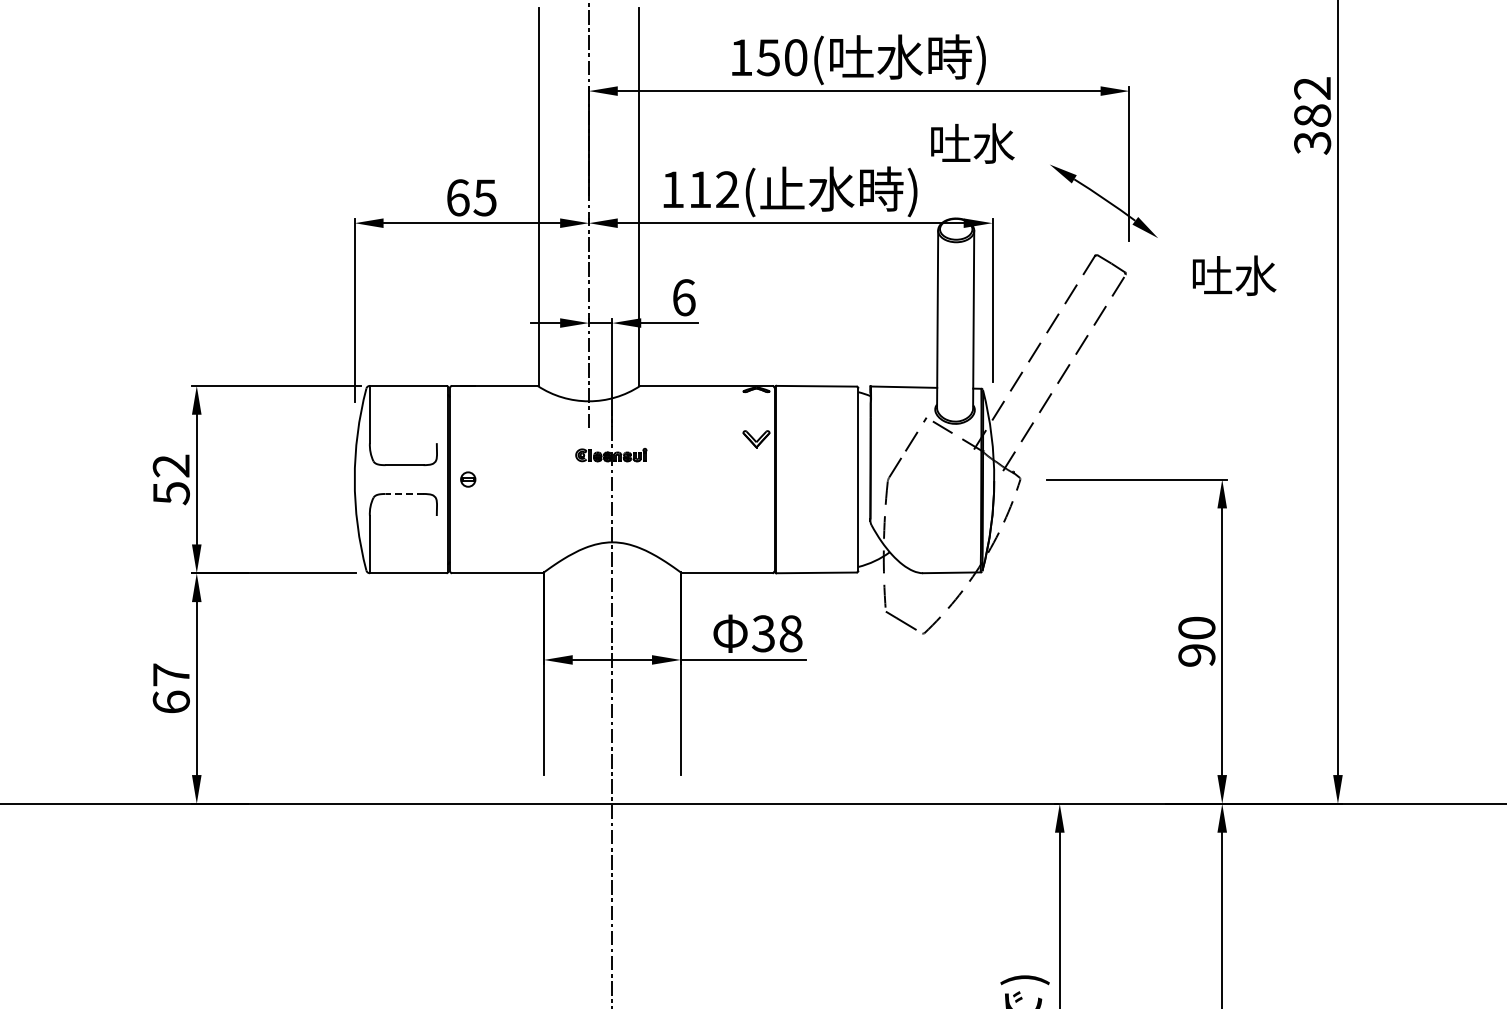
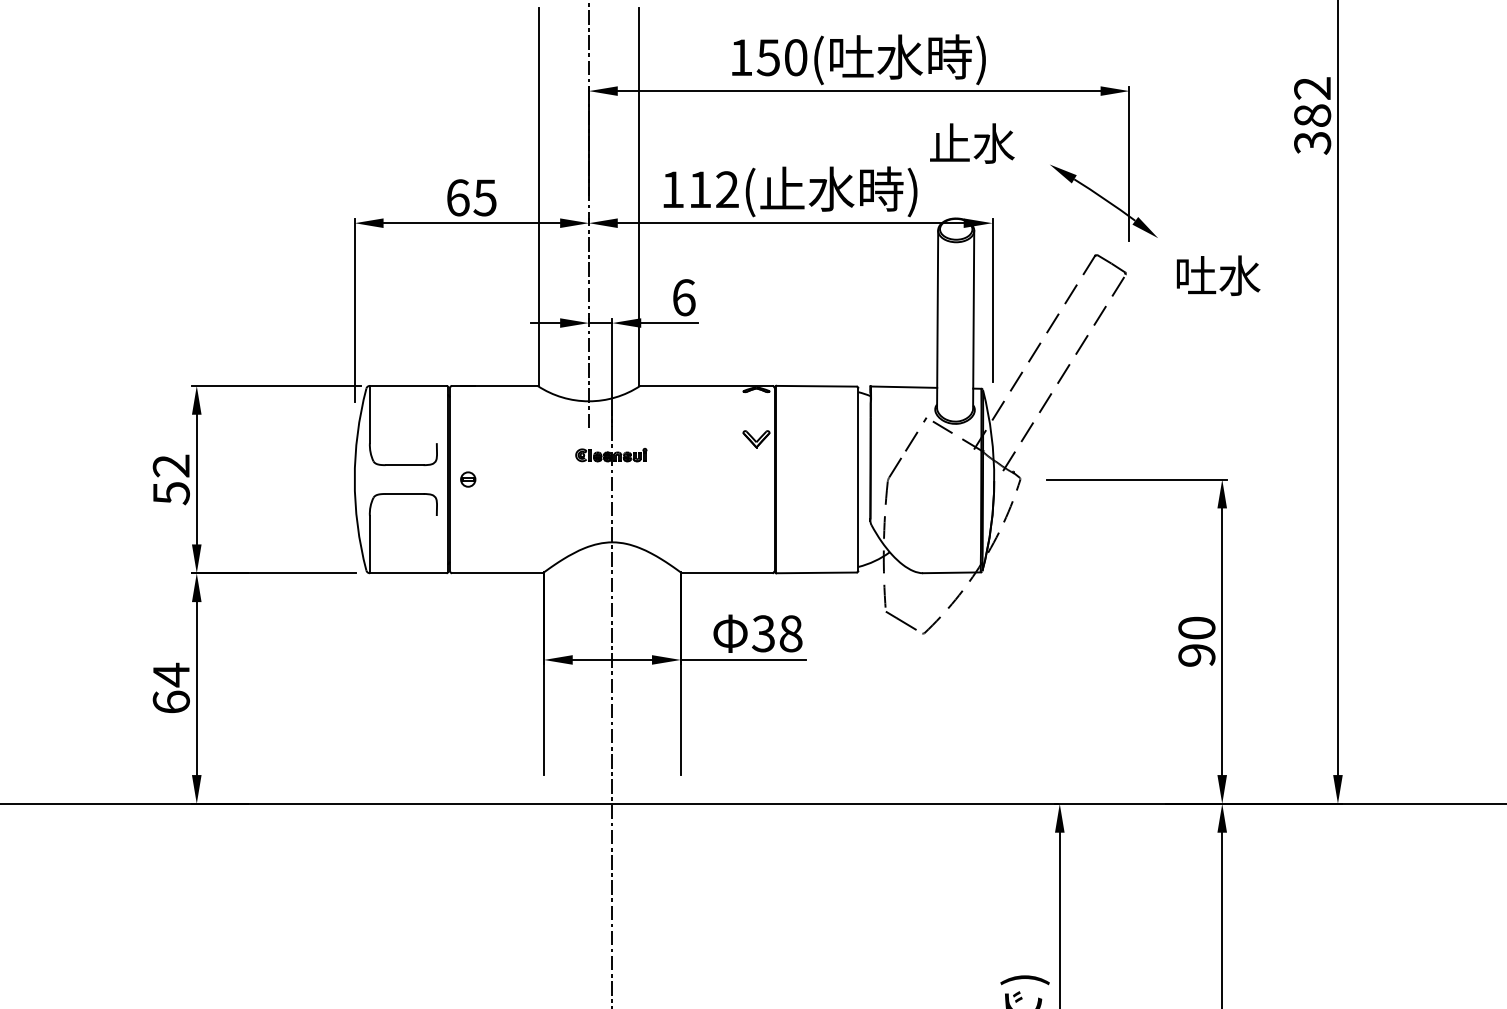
text: 吐水 -> 止水 (950, 142)
text position: (1234, 275) -> (1218, 275) (1218, 275)
line: dashed -> solid (404, 493)
text: 67 -> 64 (171, 674)
